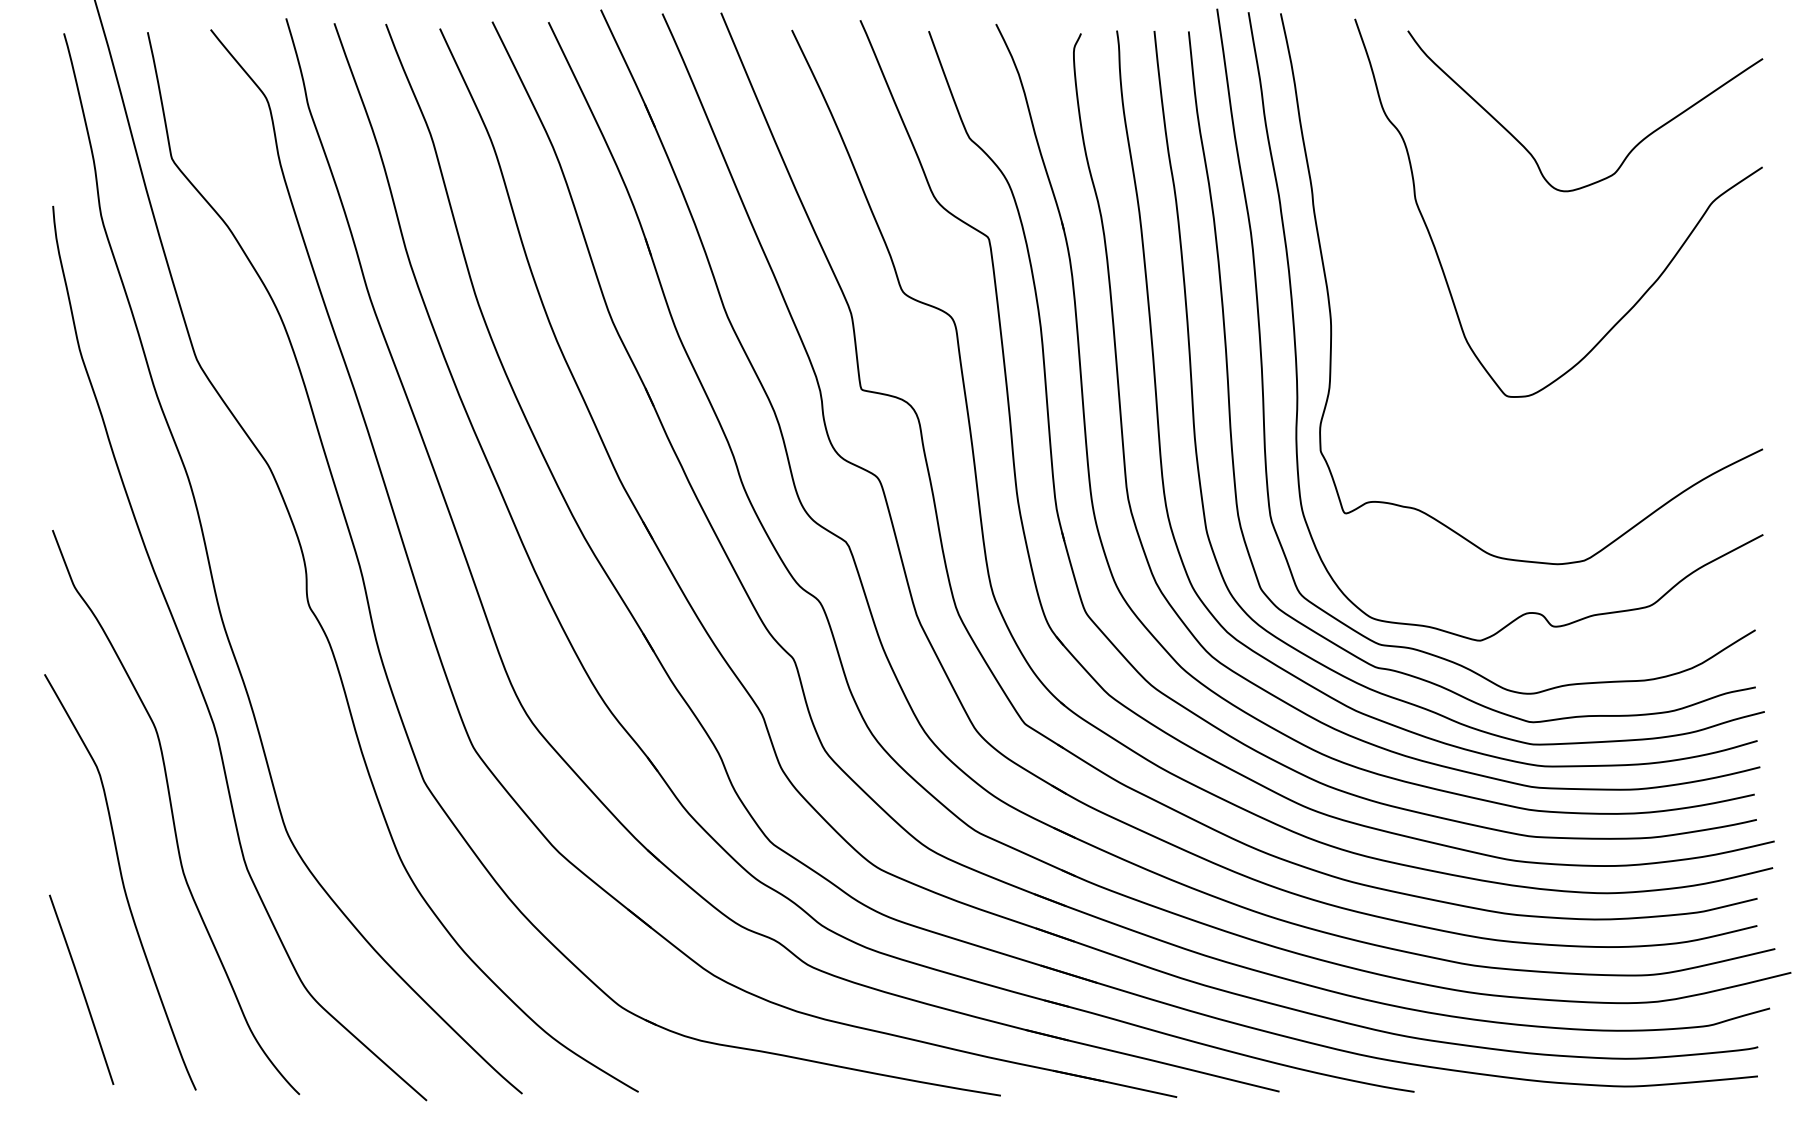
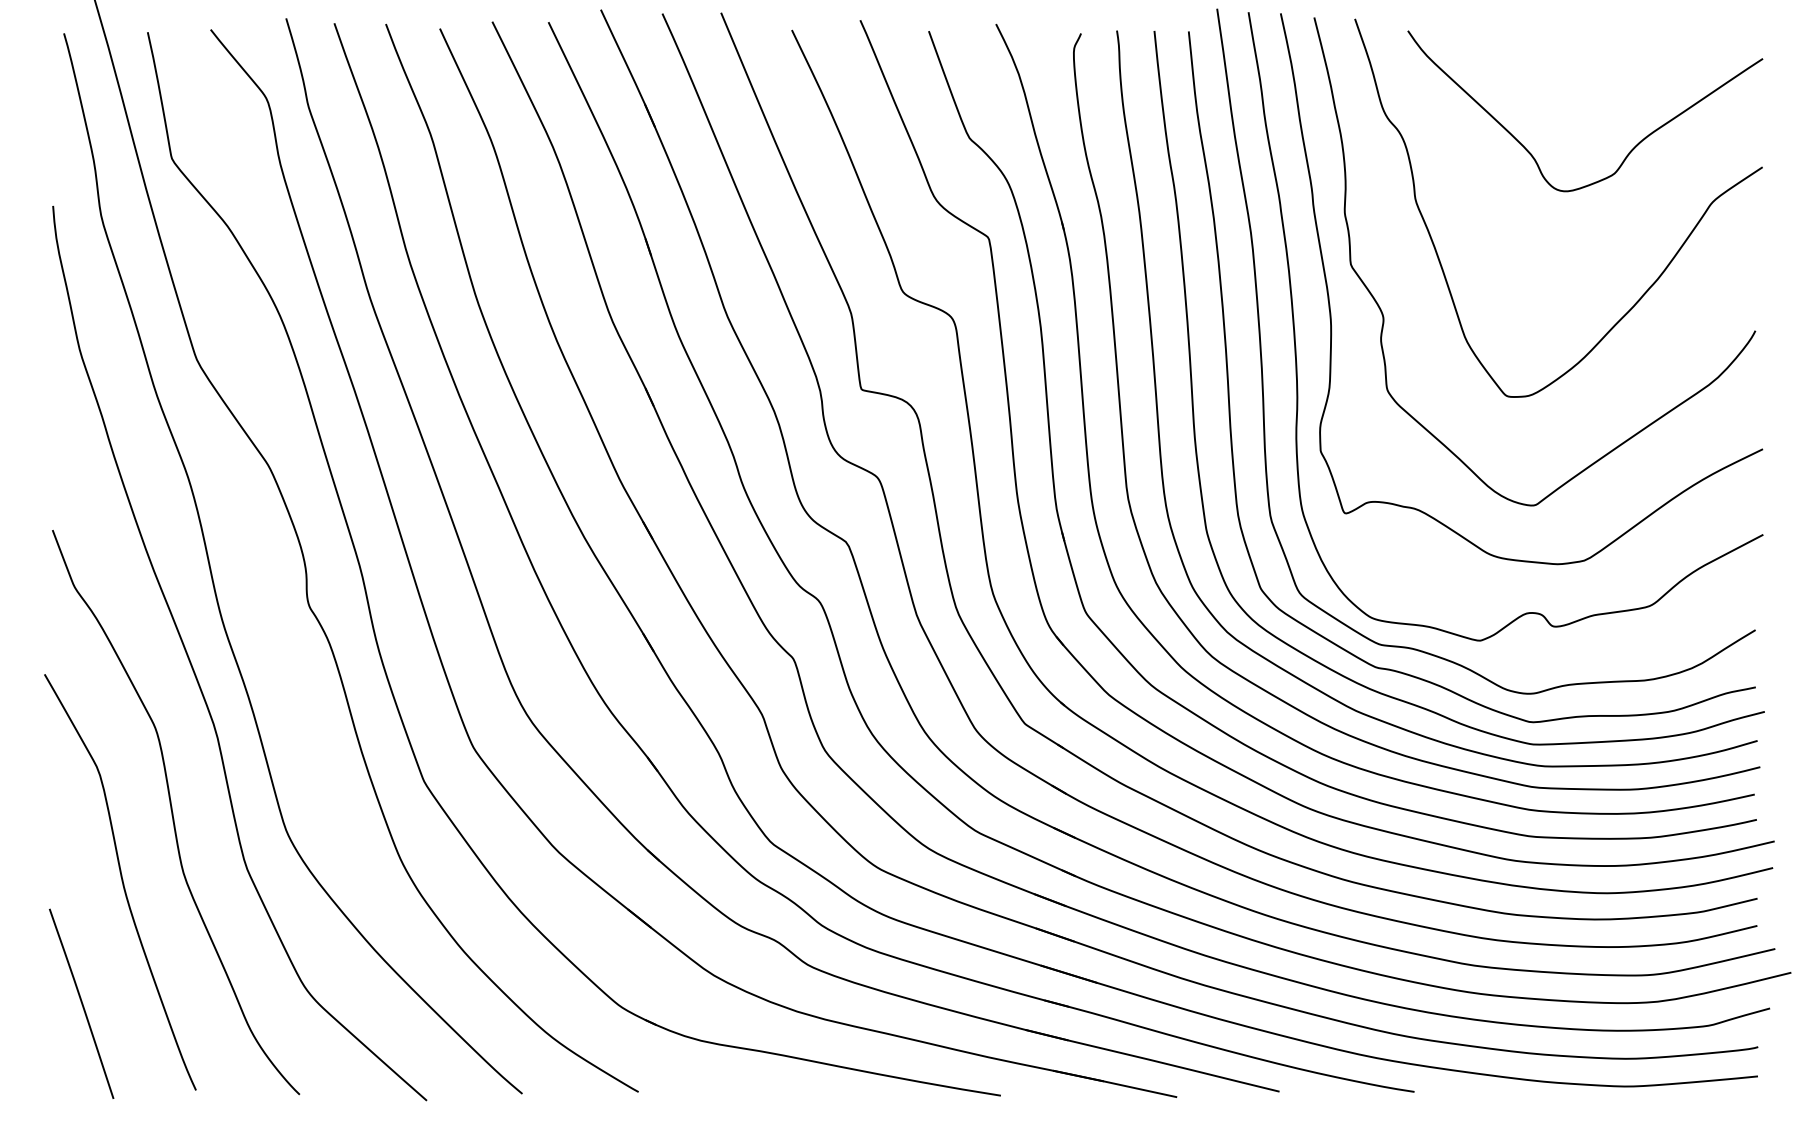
curve: none -> present (1383, 313)
line position: (81, 989) -> (81, 1003) (81, 1003)
